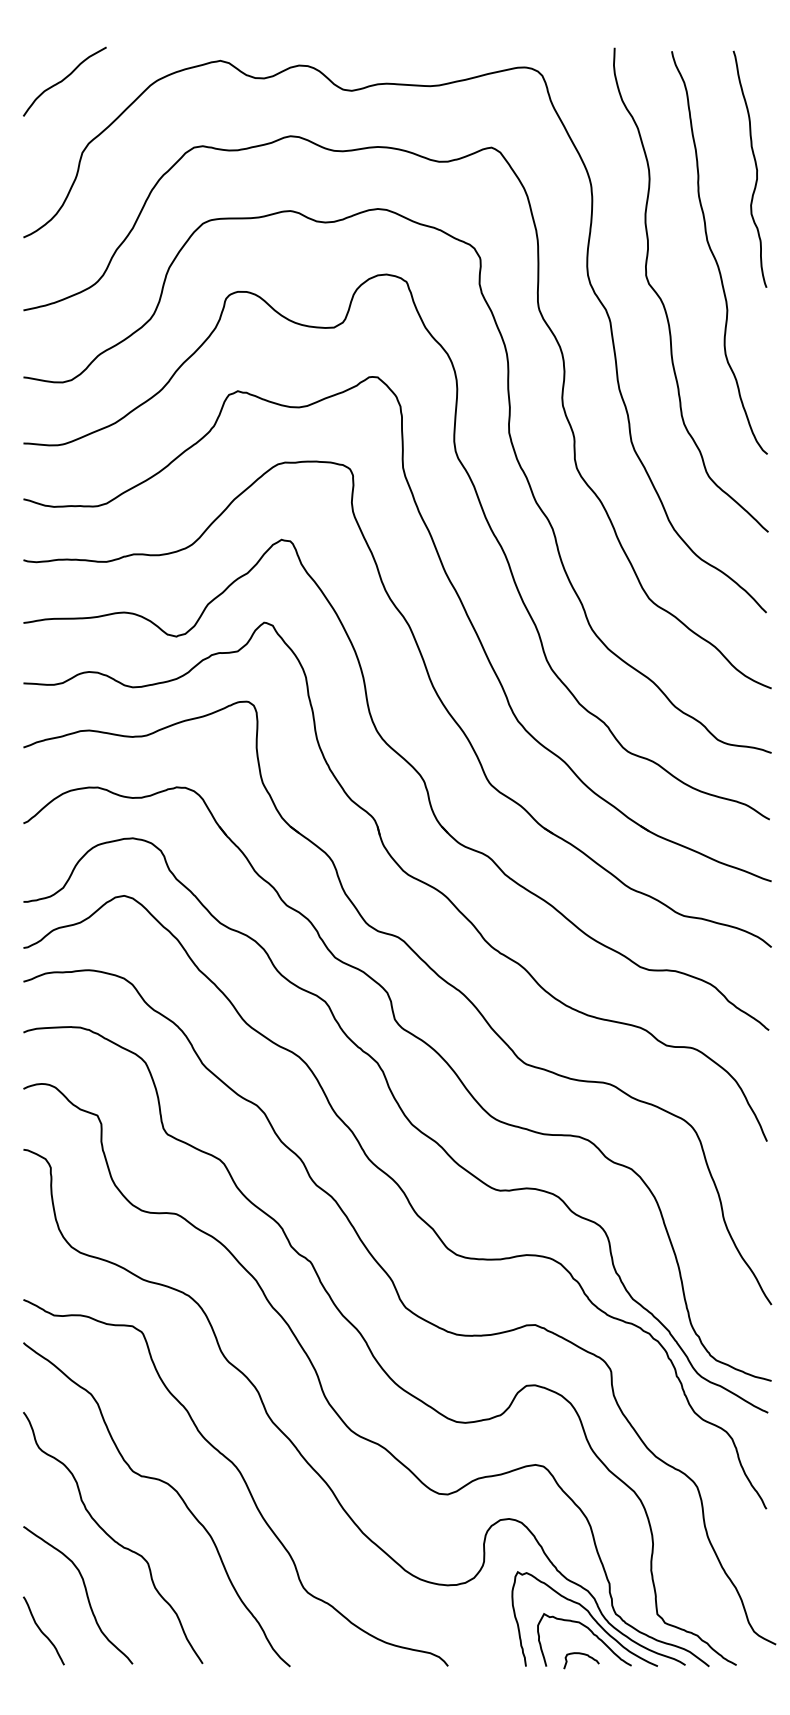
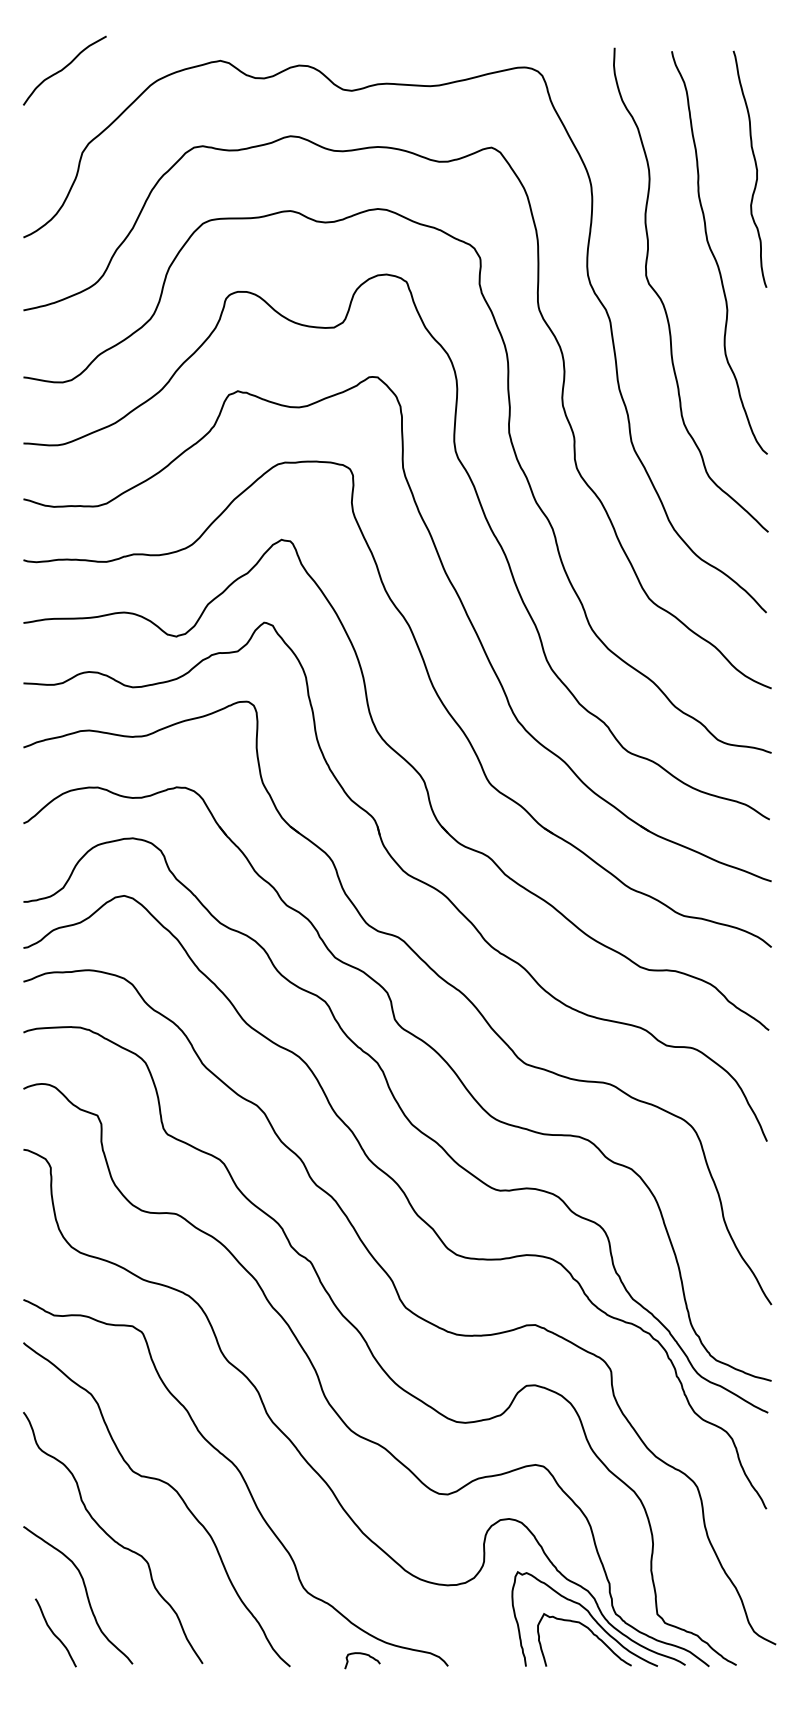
curve position: (64, 80) -> (64, 69) (64, 69)
curve position: (42, 1631) -> (54, 1633) (54, 1633)
curve position: (584, 1655) -> (365, 1655) (365, 1655)
